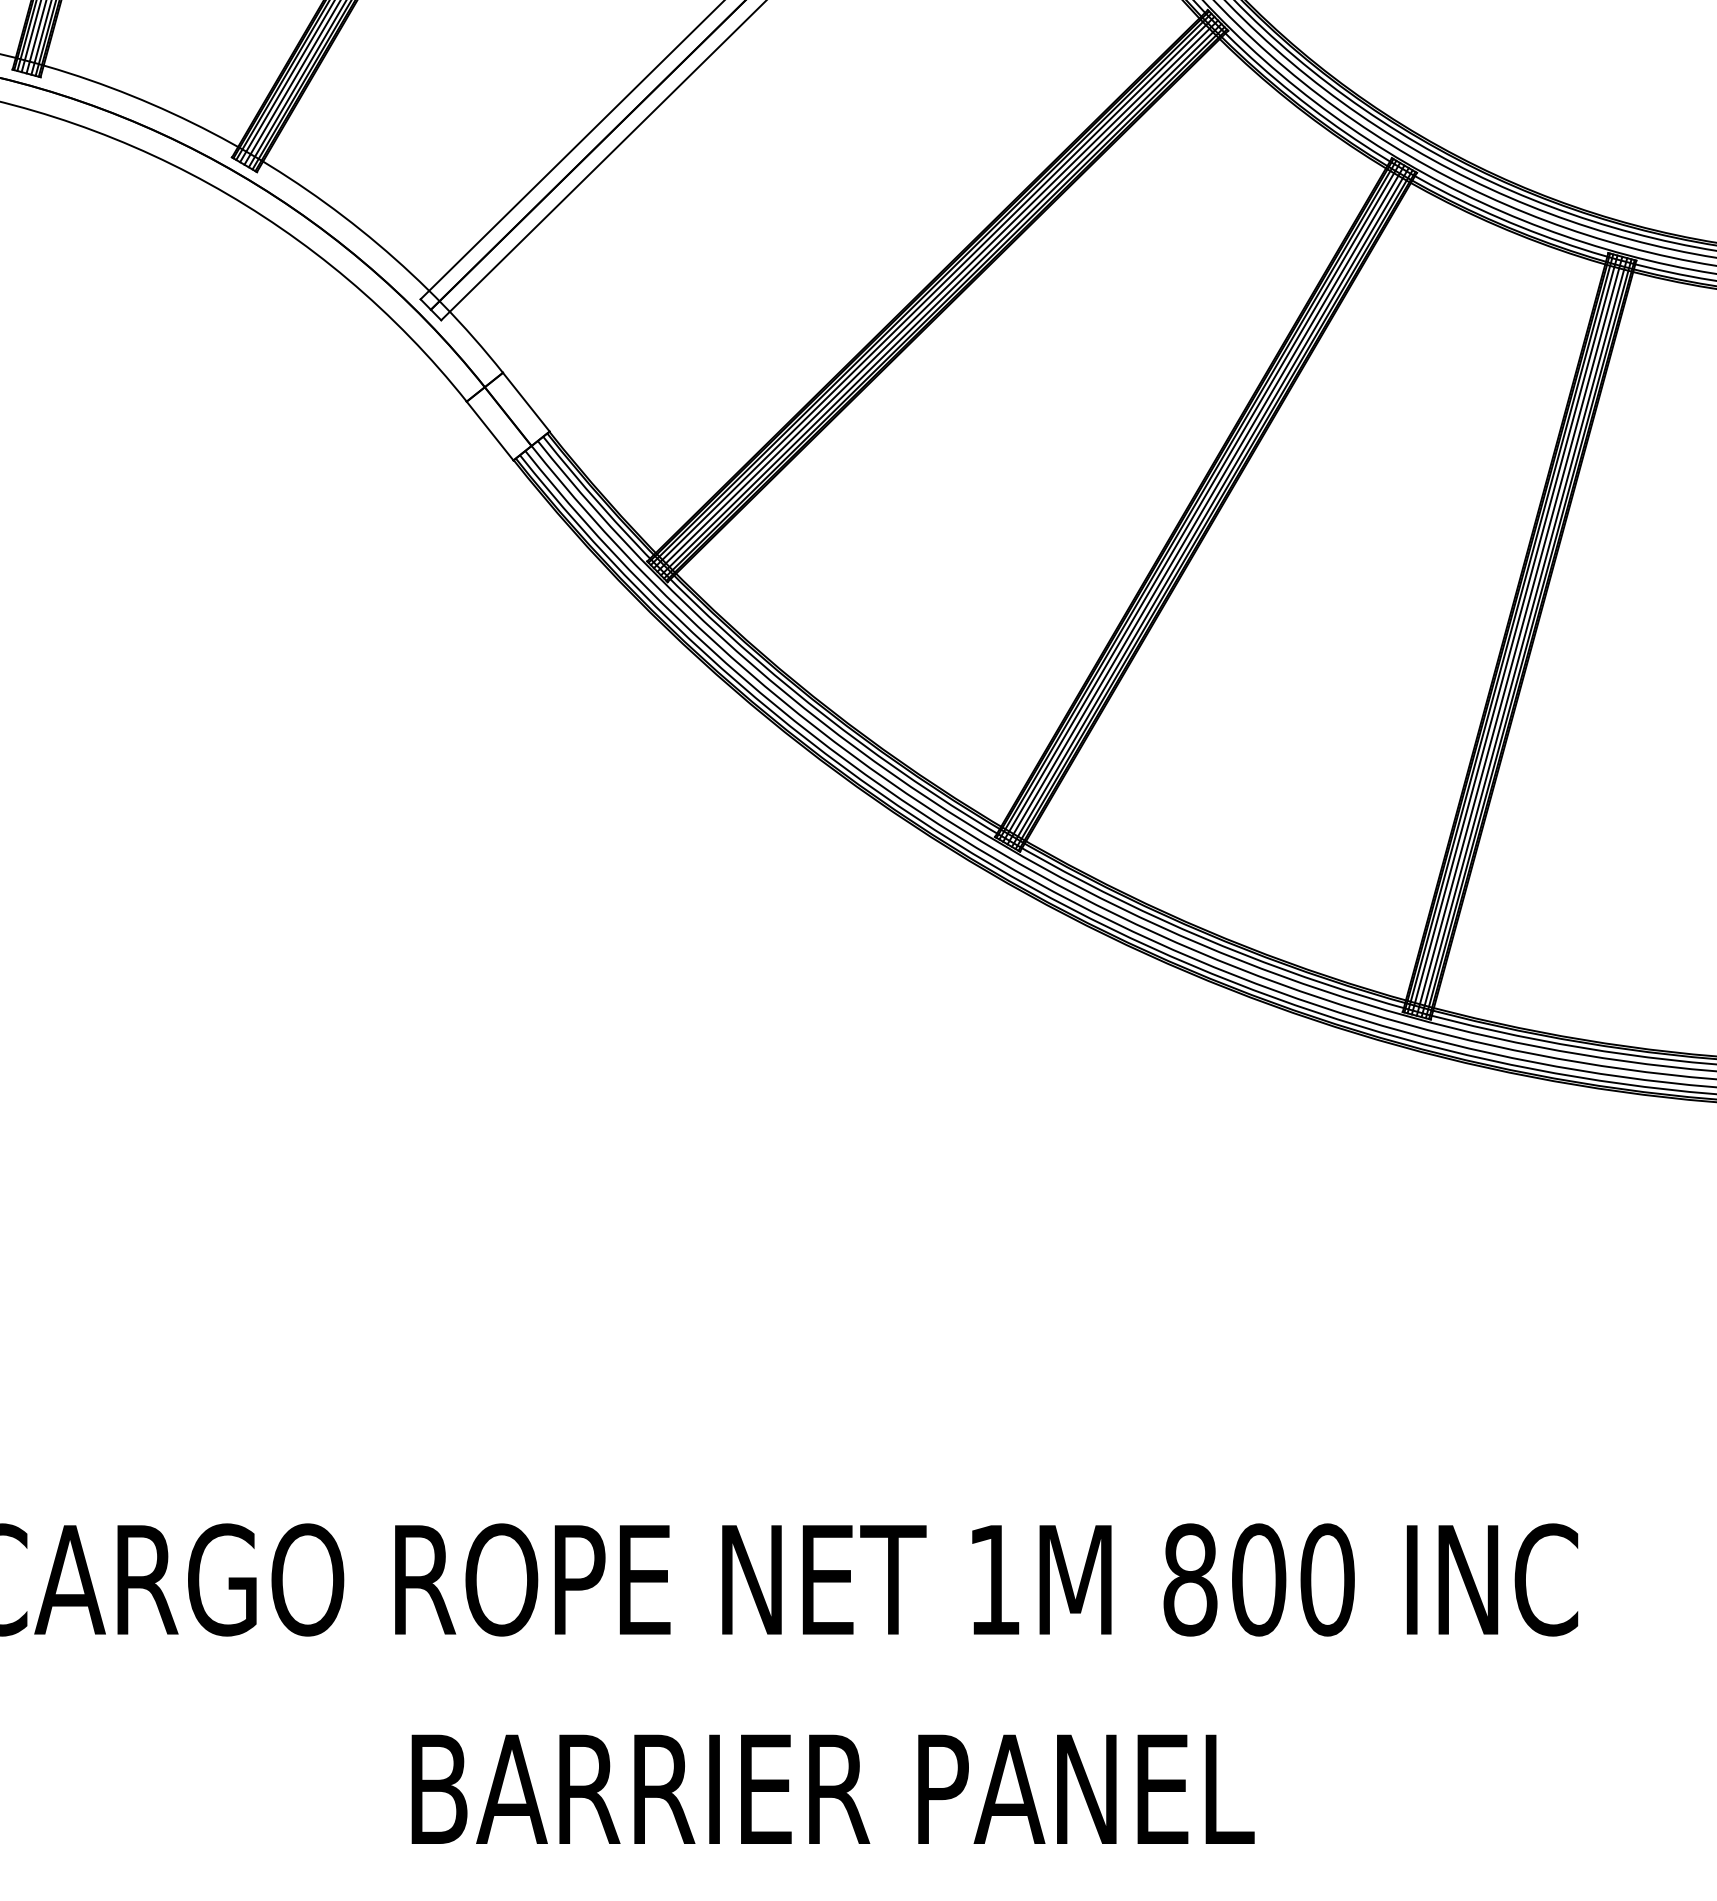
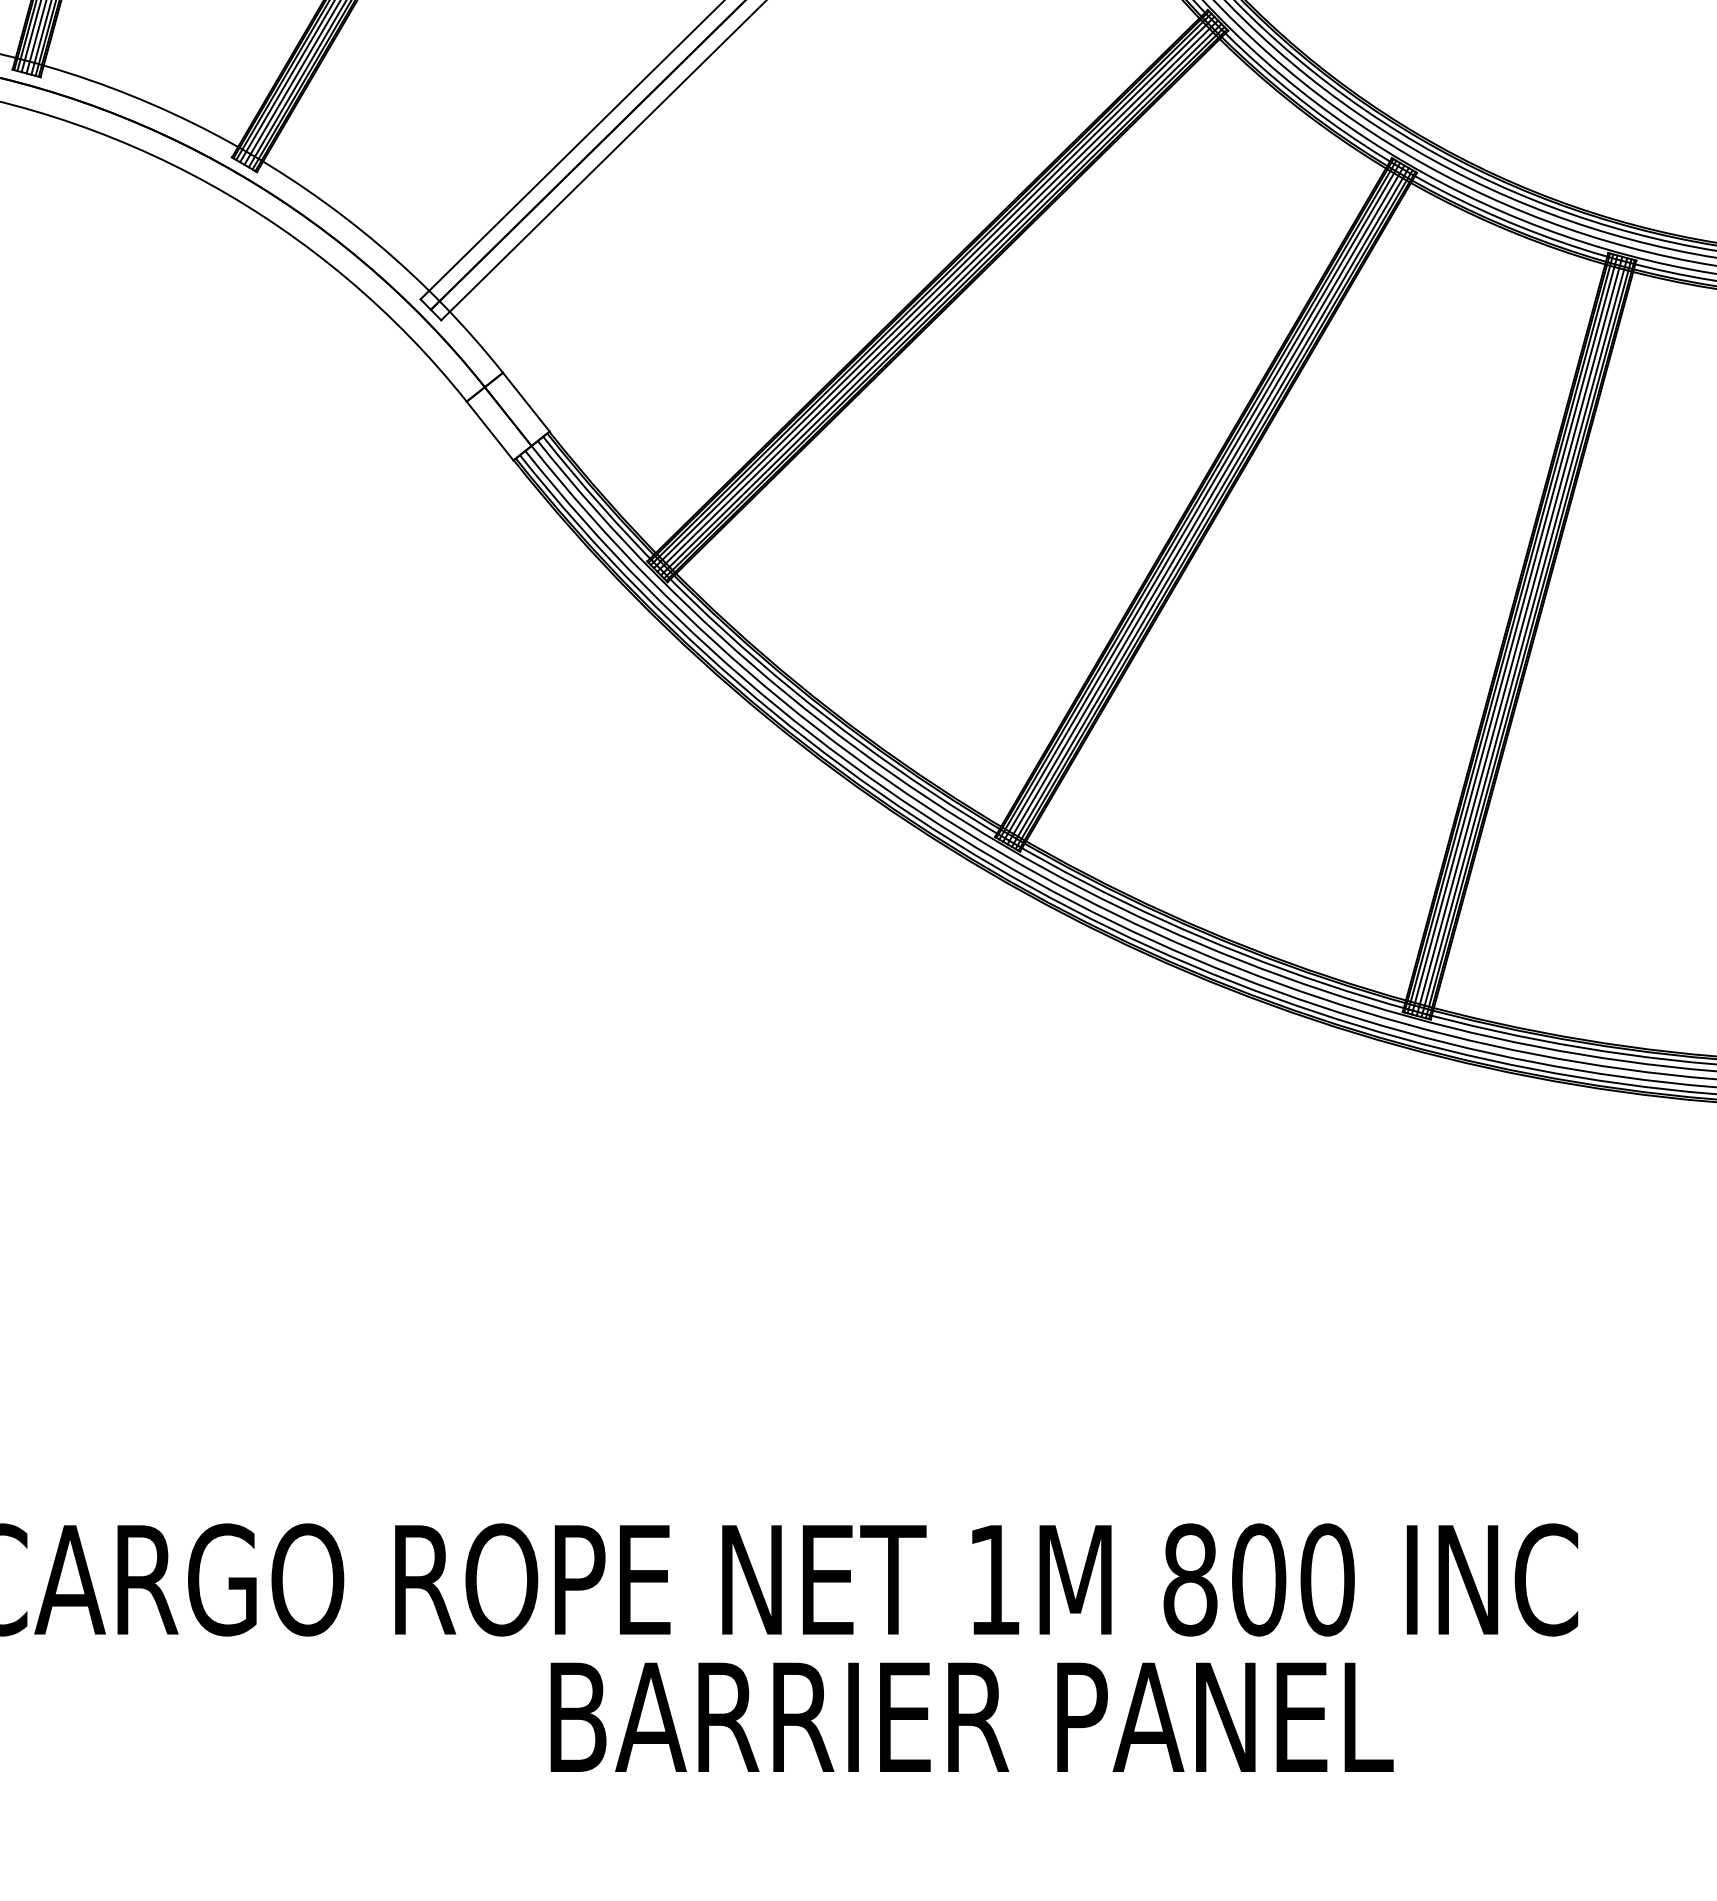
text position: (832, 1788) -> (971, 1716) (971, 1716)
